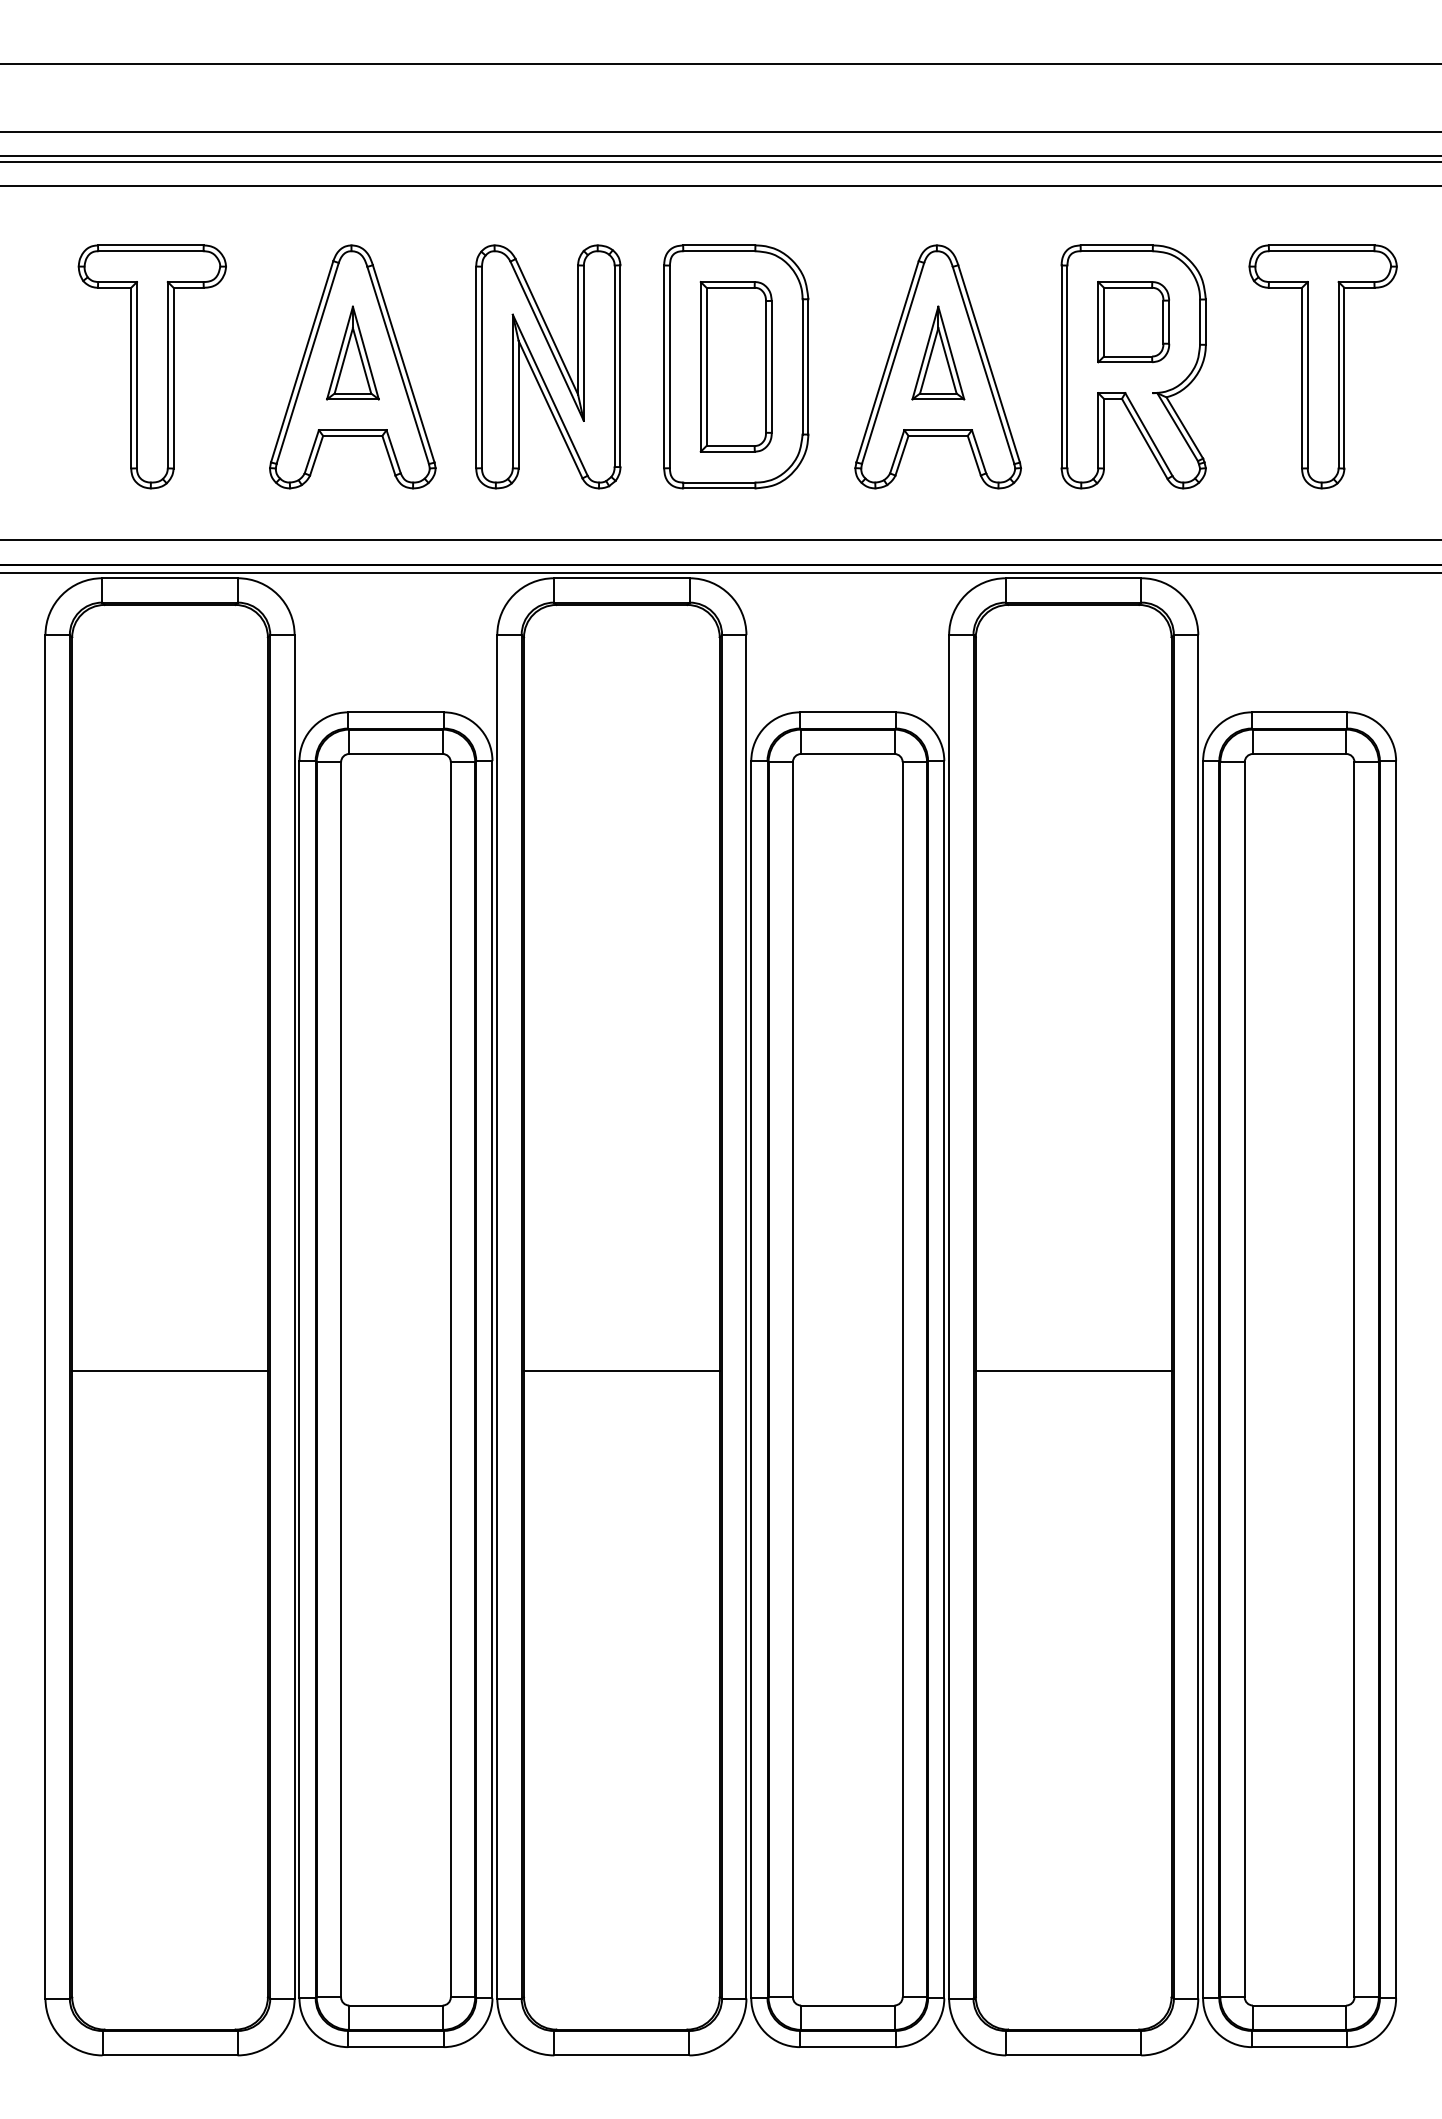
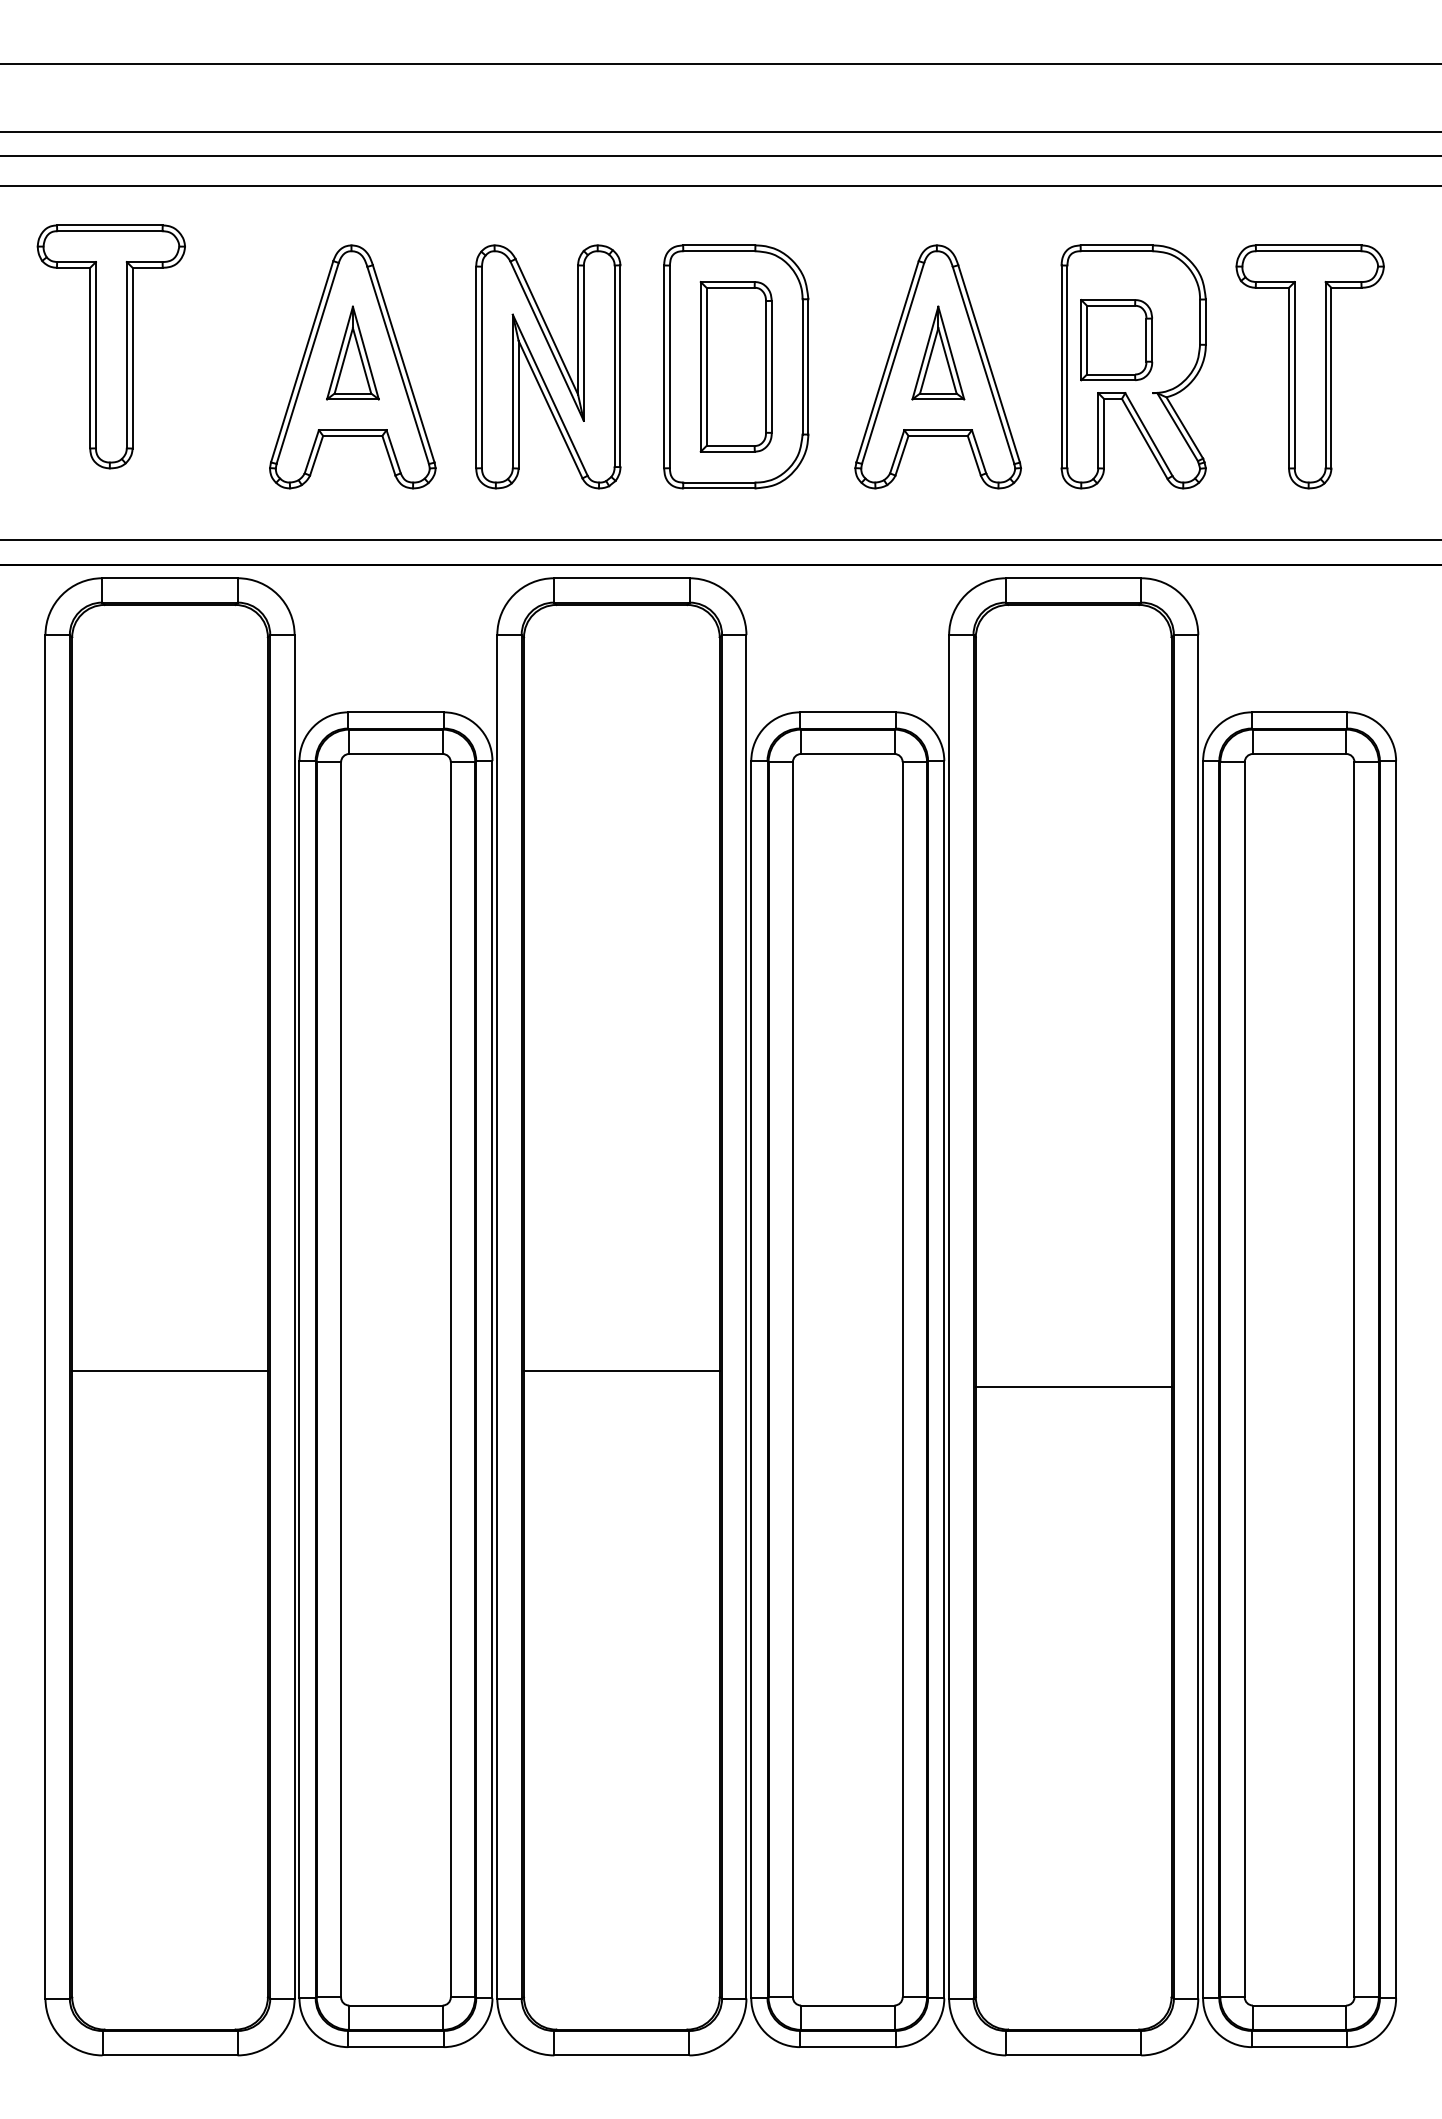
line: present -> none (720, 161)
part position: (1133, 322) -> (1116, 340) (1116, 340)
part position: (151, 366) -> (110, 346) (110, 346)
part position: (1322, 366) -> (1309, 366) (1309, 366)
line: present -> none (720, 572)
line position: (1073, 1371) -> (1073, 1387) (1073, 1387)
